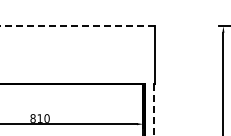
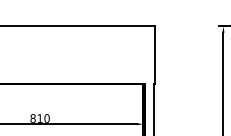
line: dashed -> solid (77, 26)
line: dashed -> solid (154, 109)
